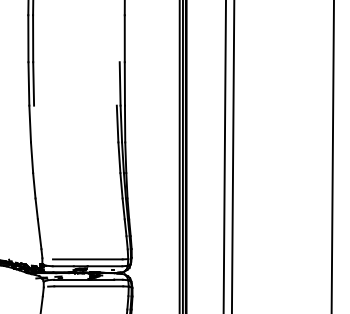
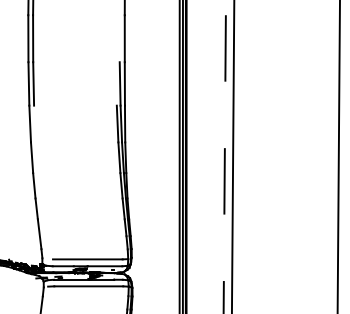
line position: (332, 156) -> (338, 156) (338, 156)
line: solid -> dashed (224, 157)
